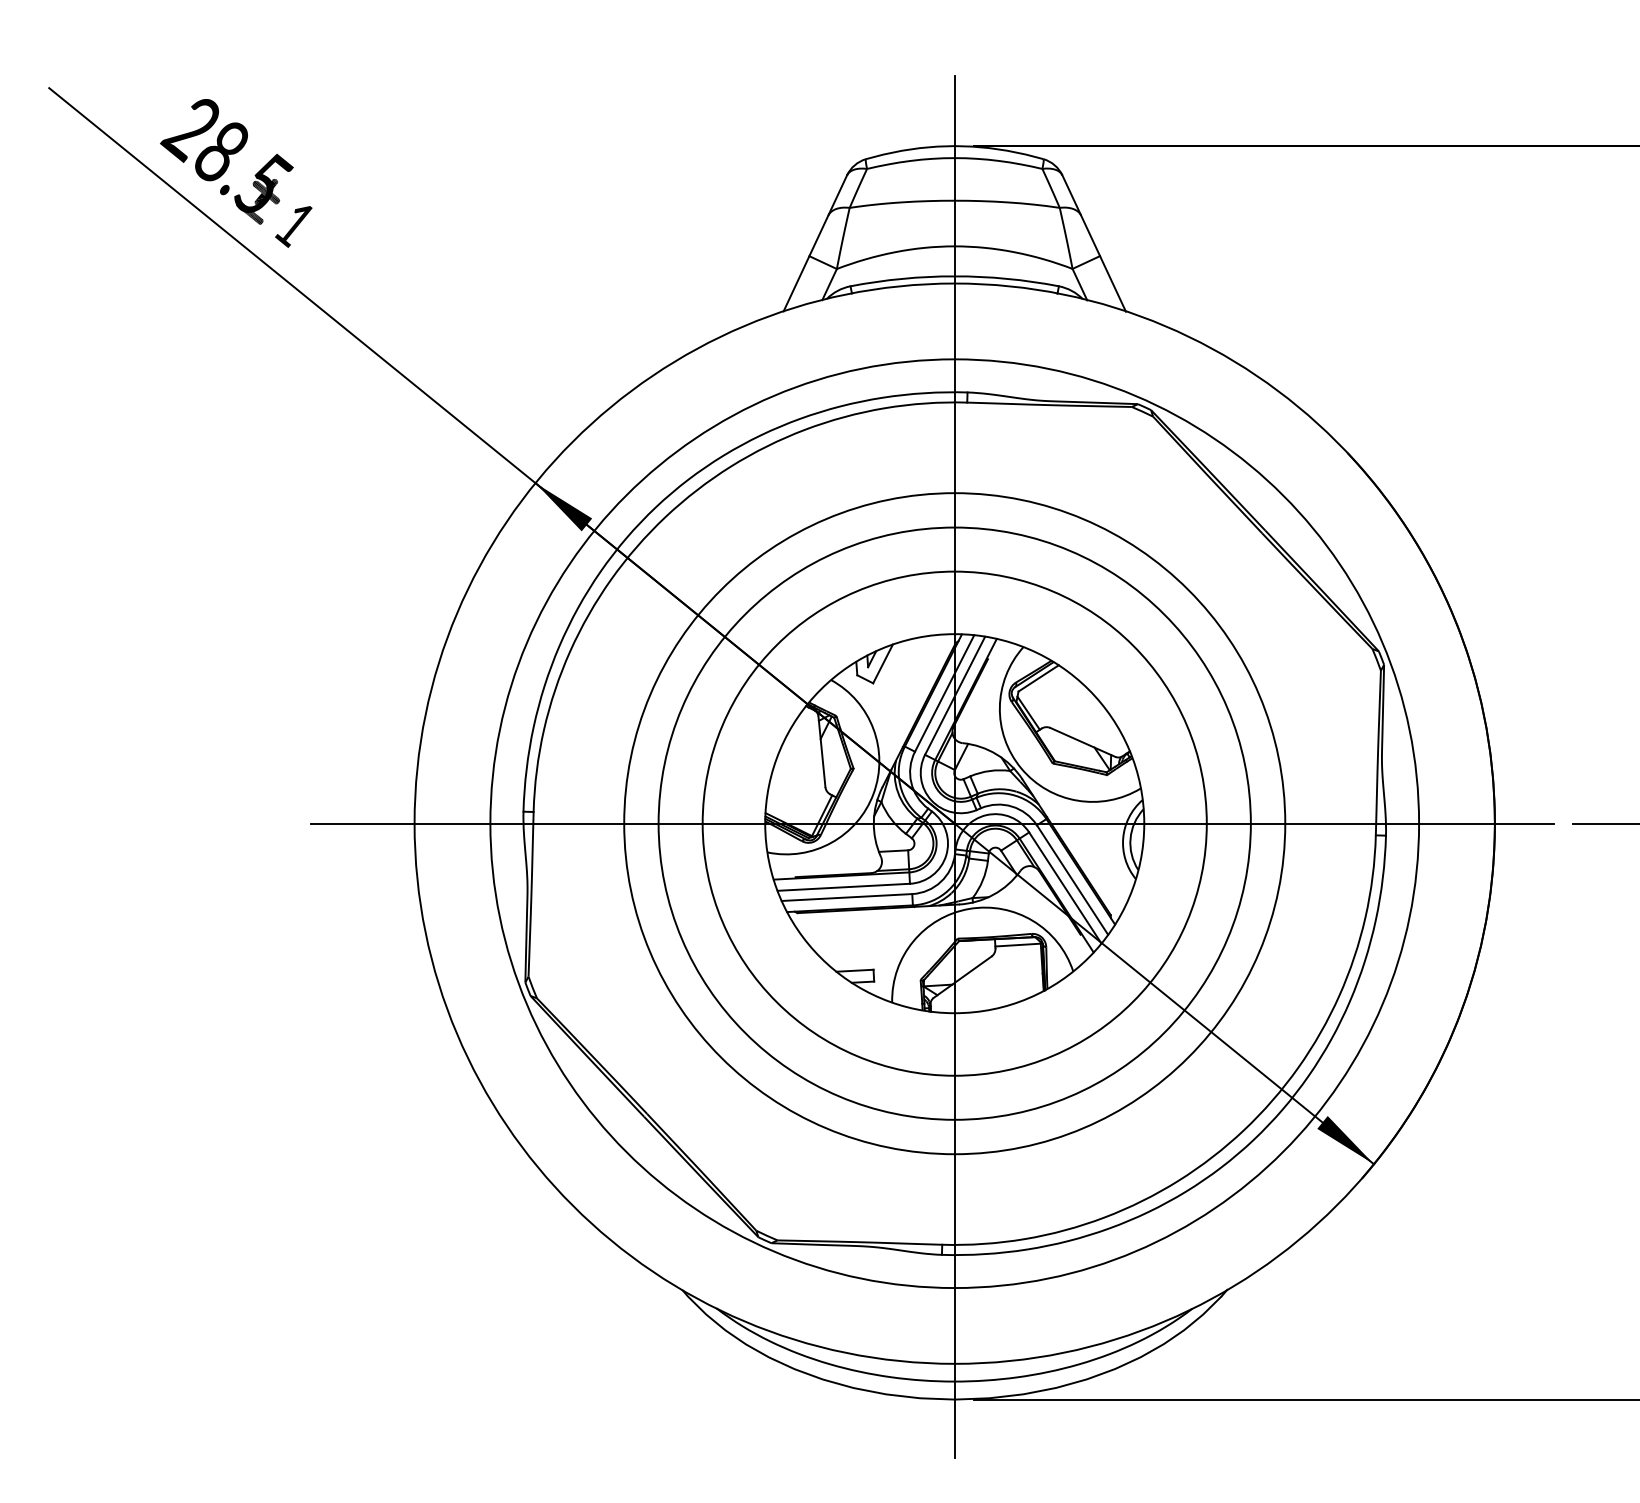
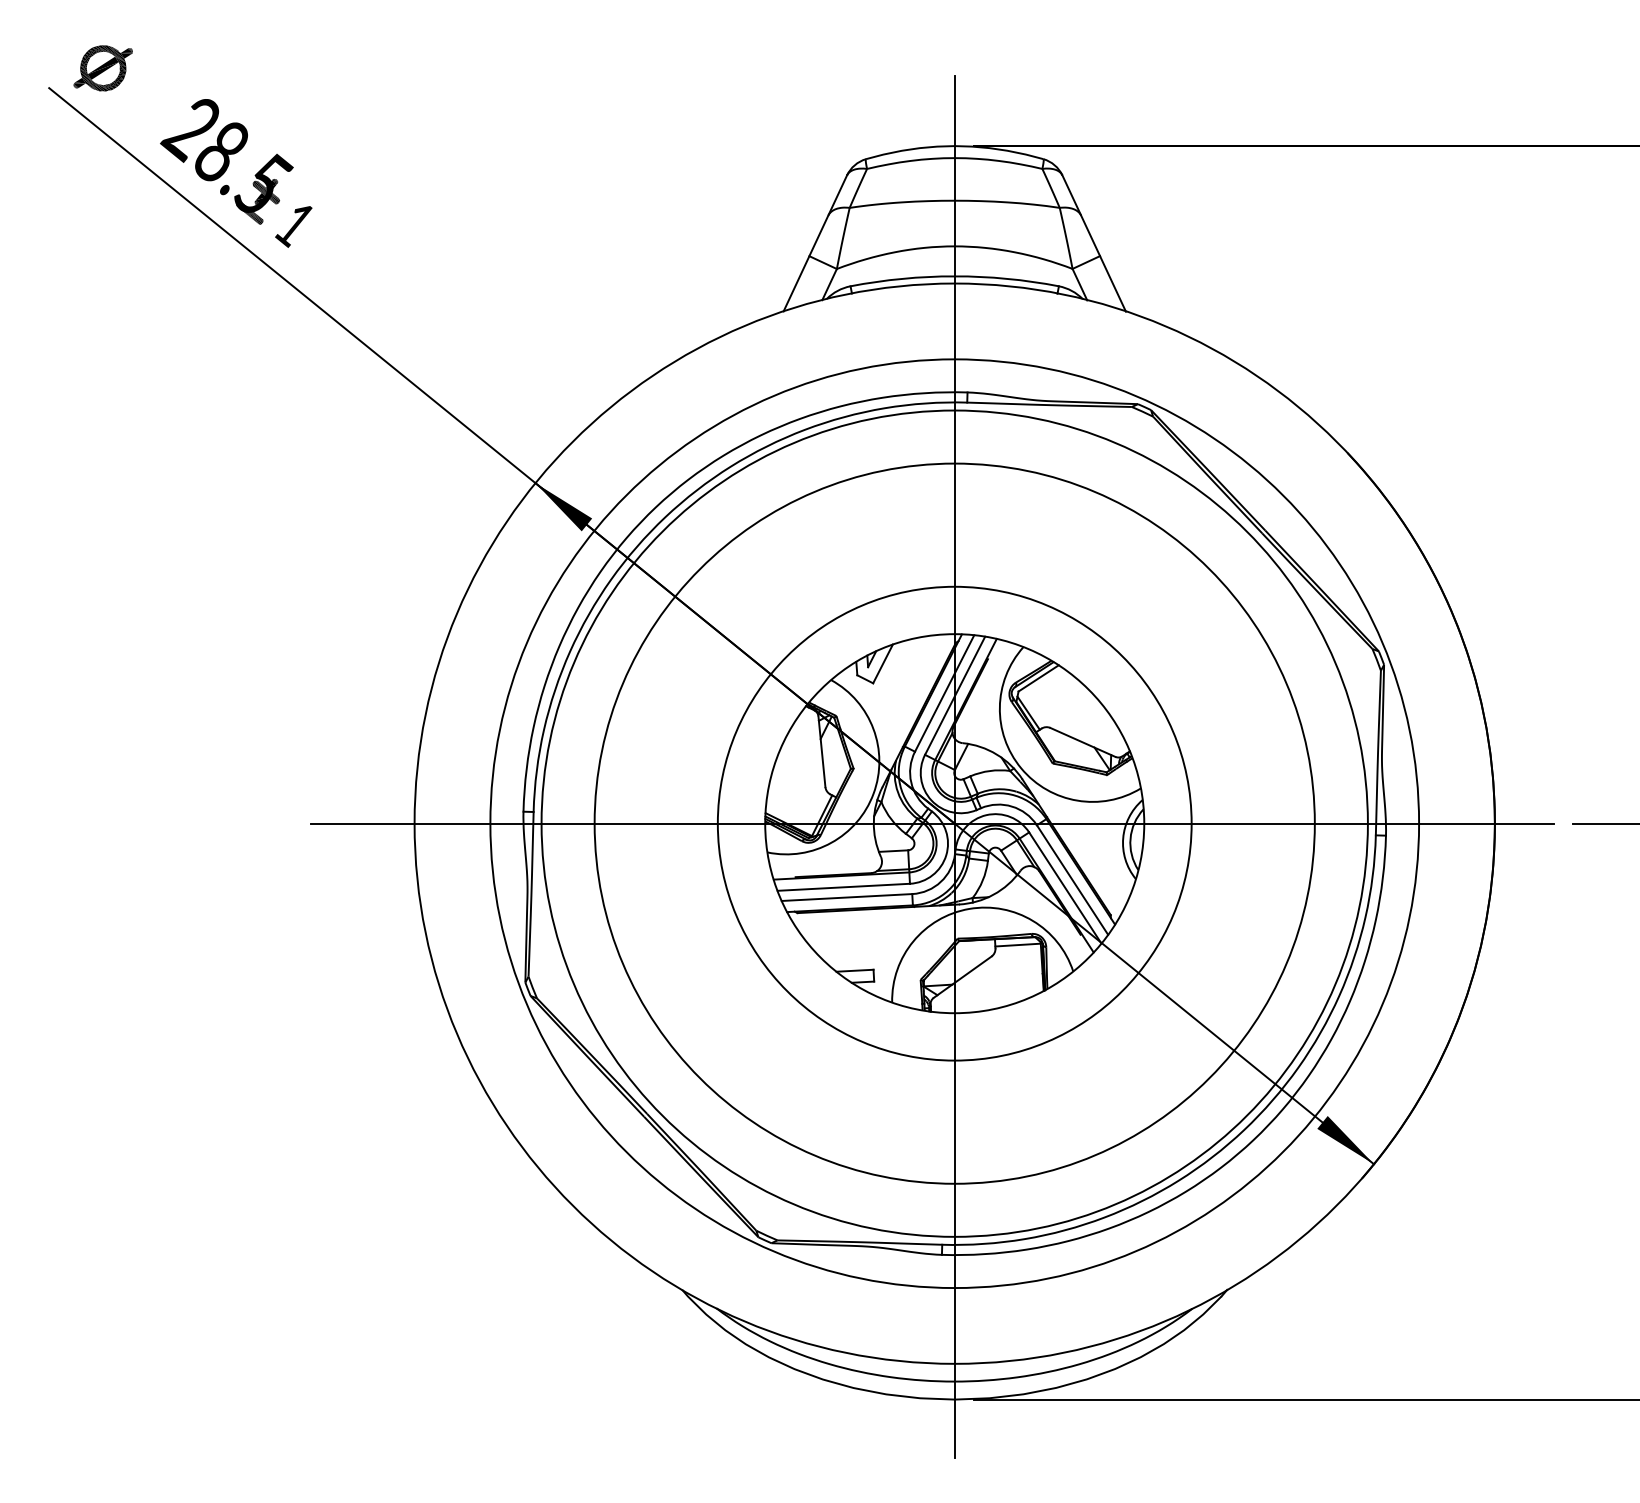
part: none -> present (102, 68)
circle diameter: 504 px -> 720 px (954, 823)
circle diameter: 592 px -> 474 px (954, 823)
circle diameter: 661 px -> 826 px (954, 823)
